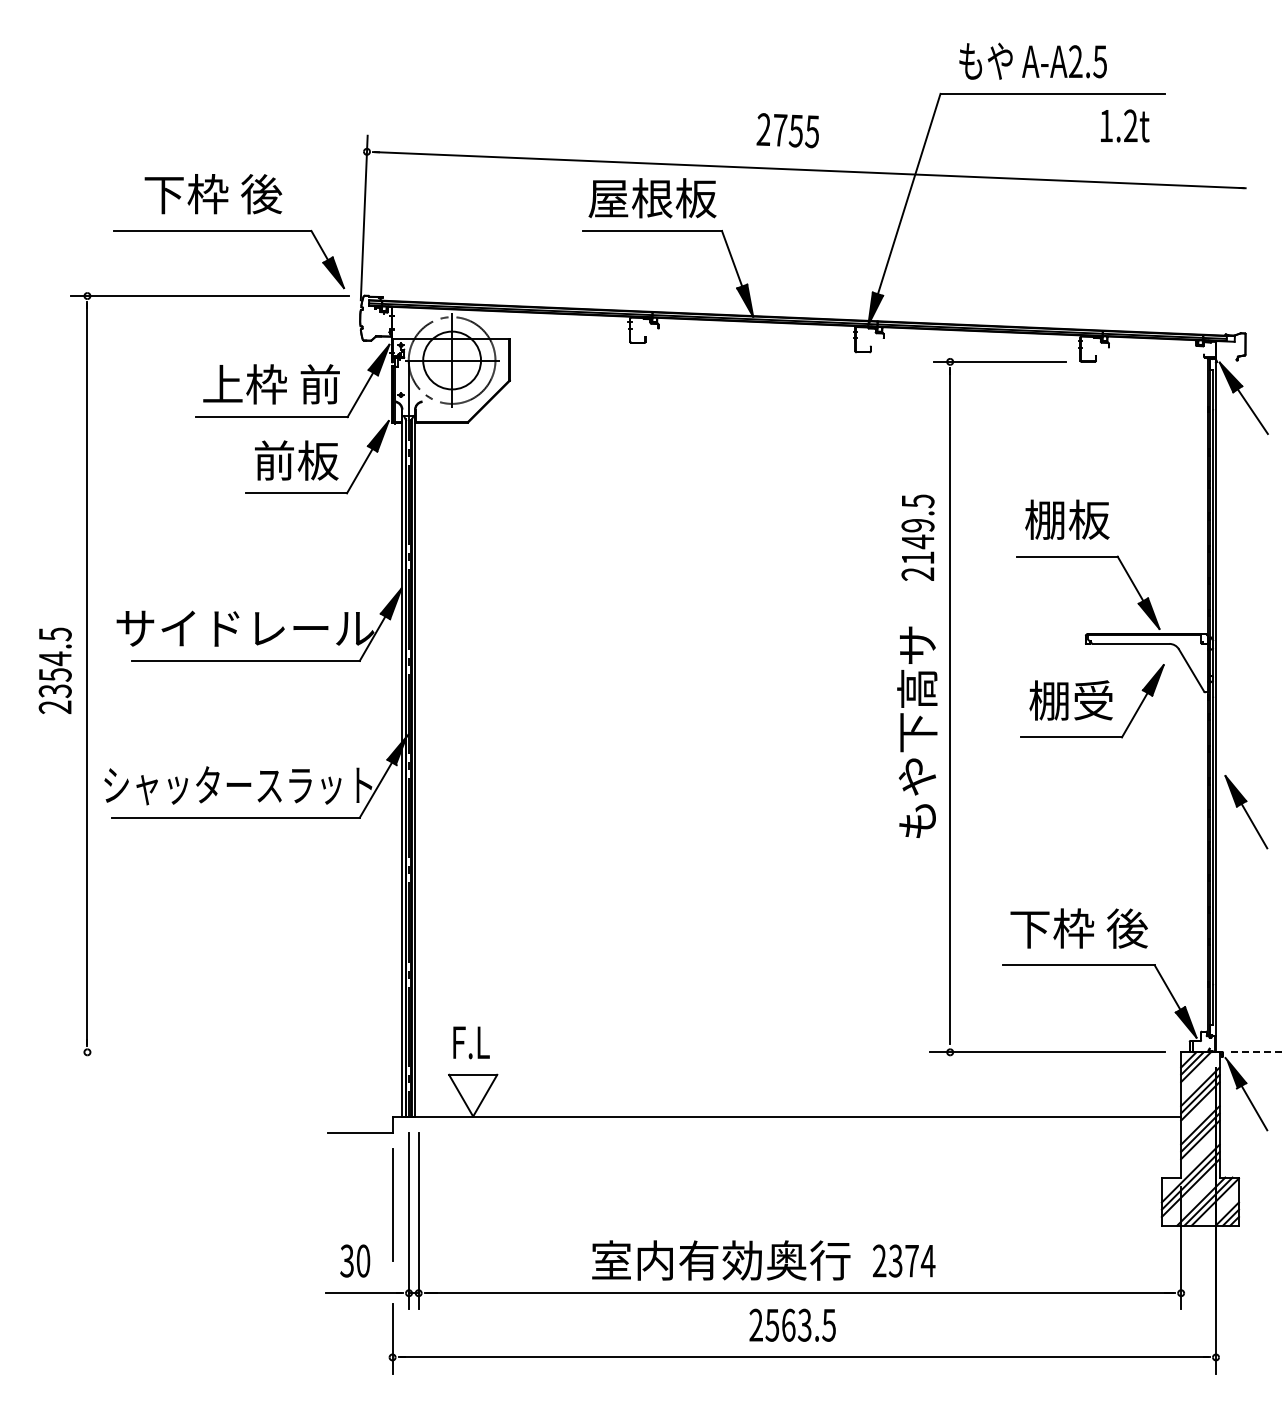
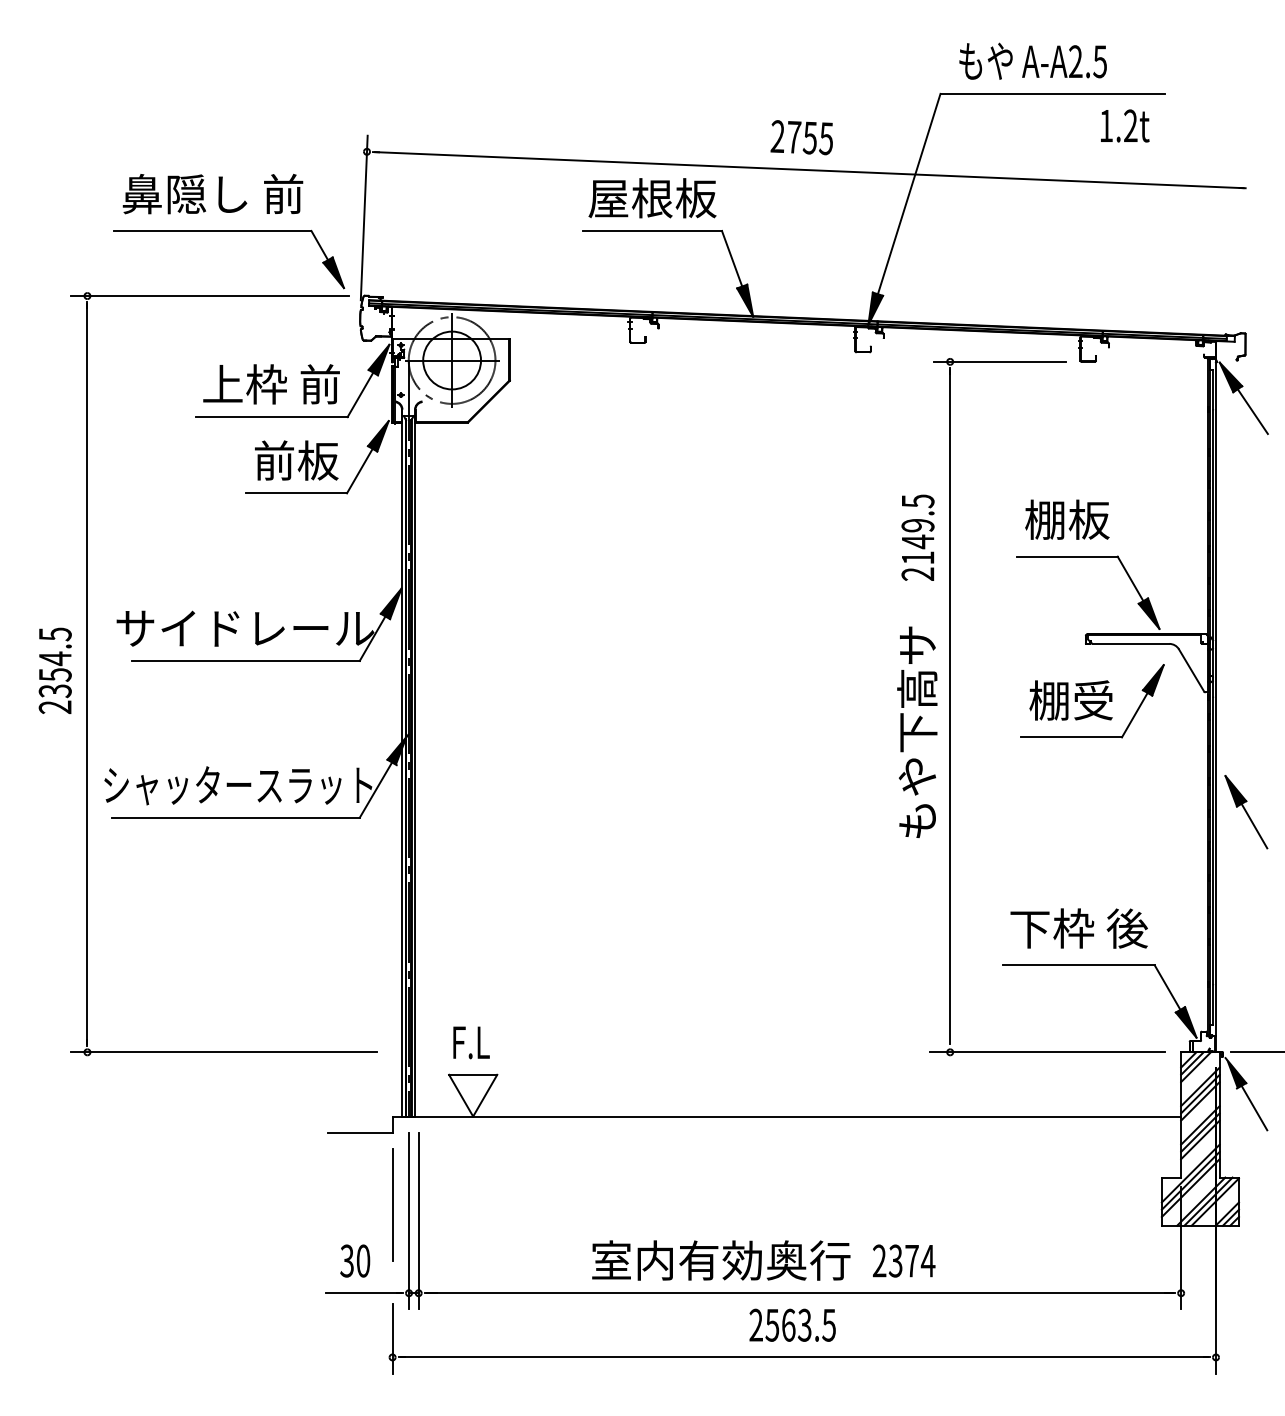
text position: (787, 130) -> (801, 137) (801, 137)
text: 下枠 後 -> 鼻隠し 前 (212, 193)
line: none -> present (223, 1052)
line: dashed -> solid (1258, 1052)
